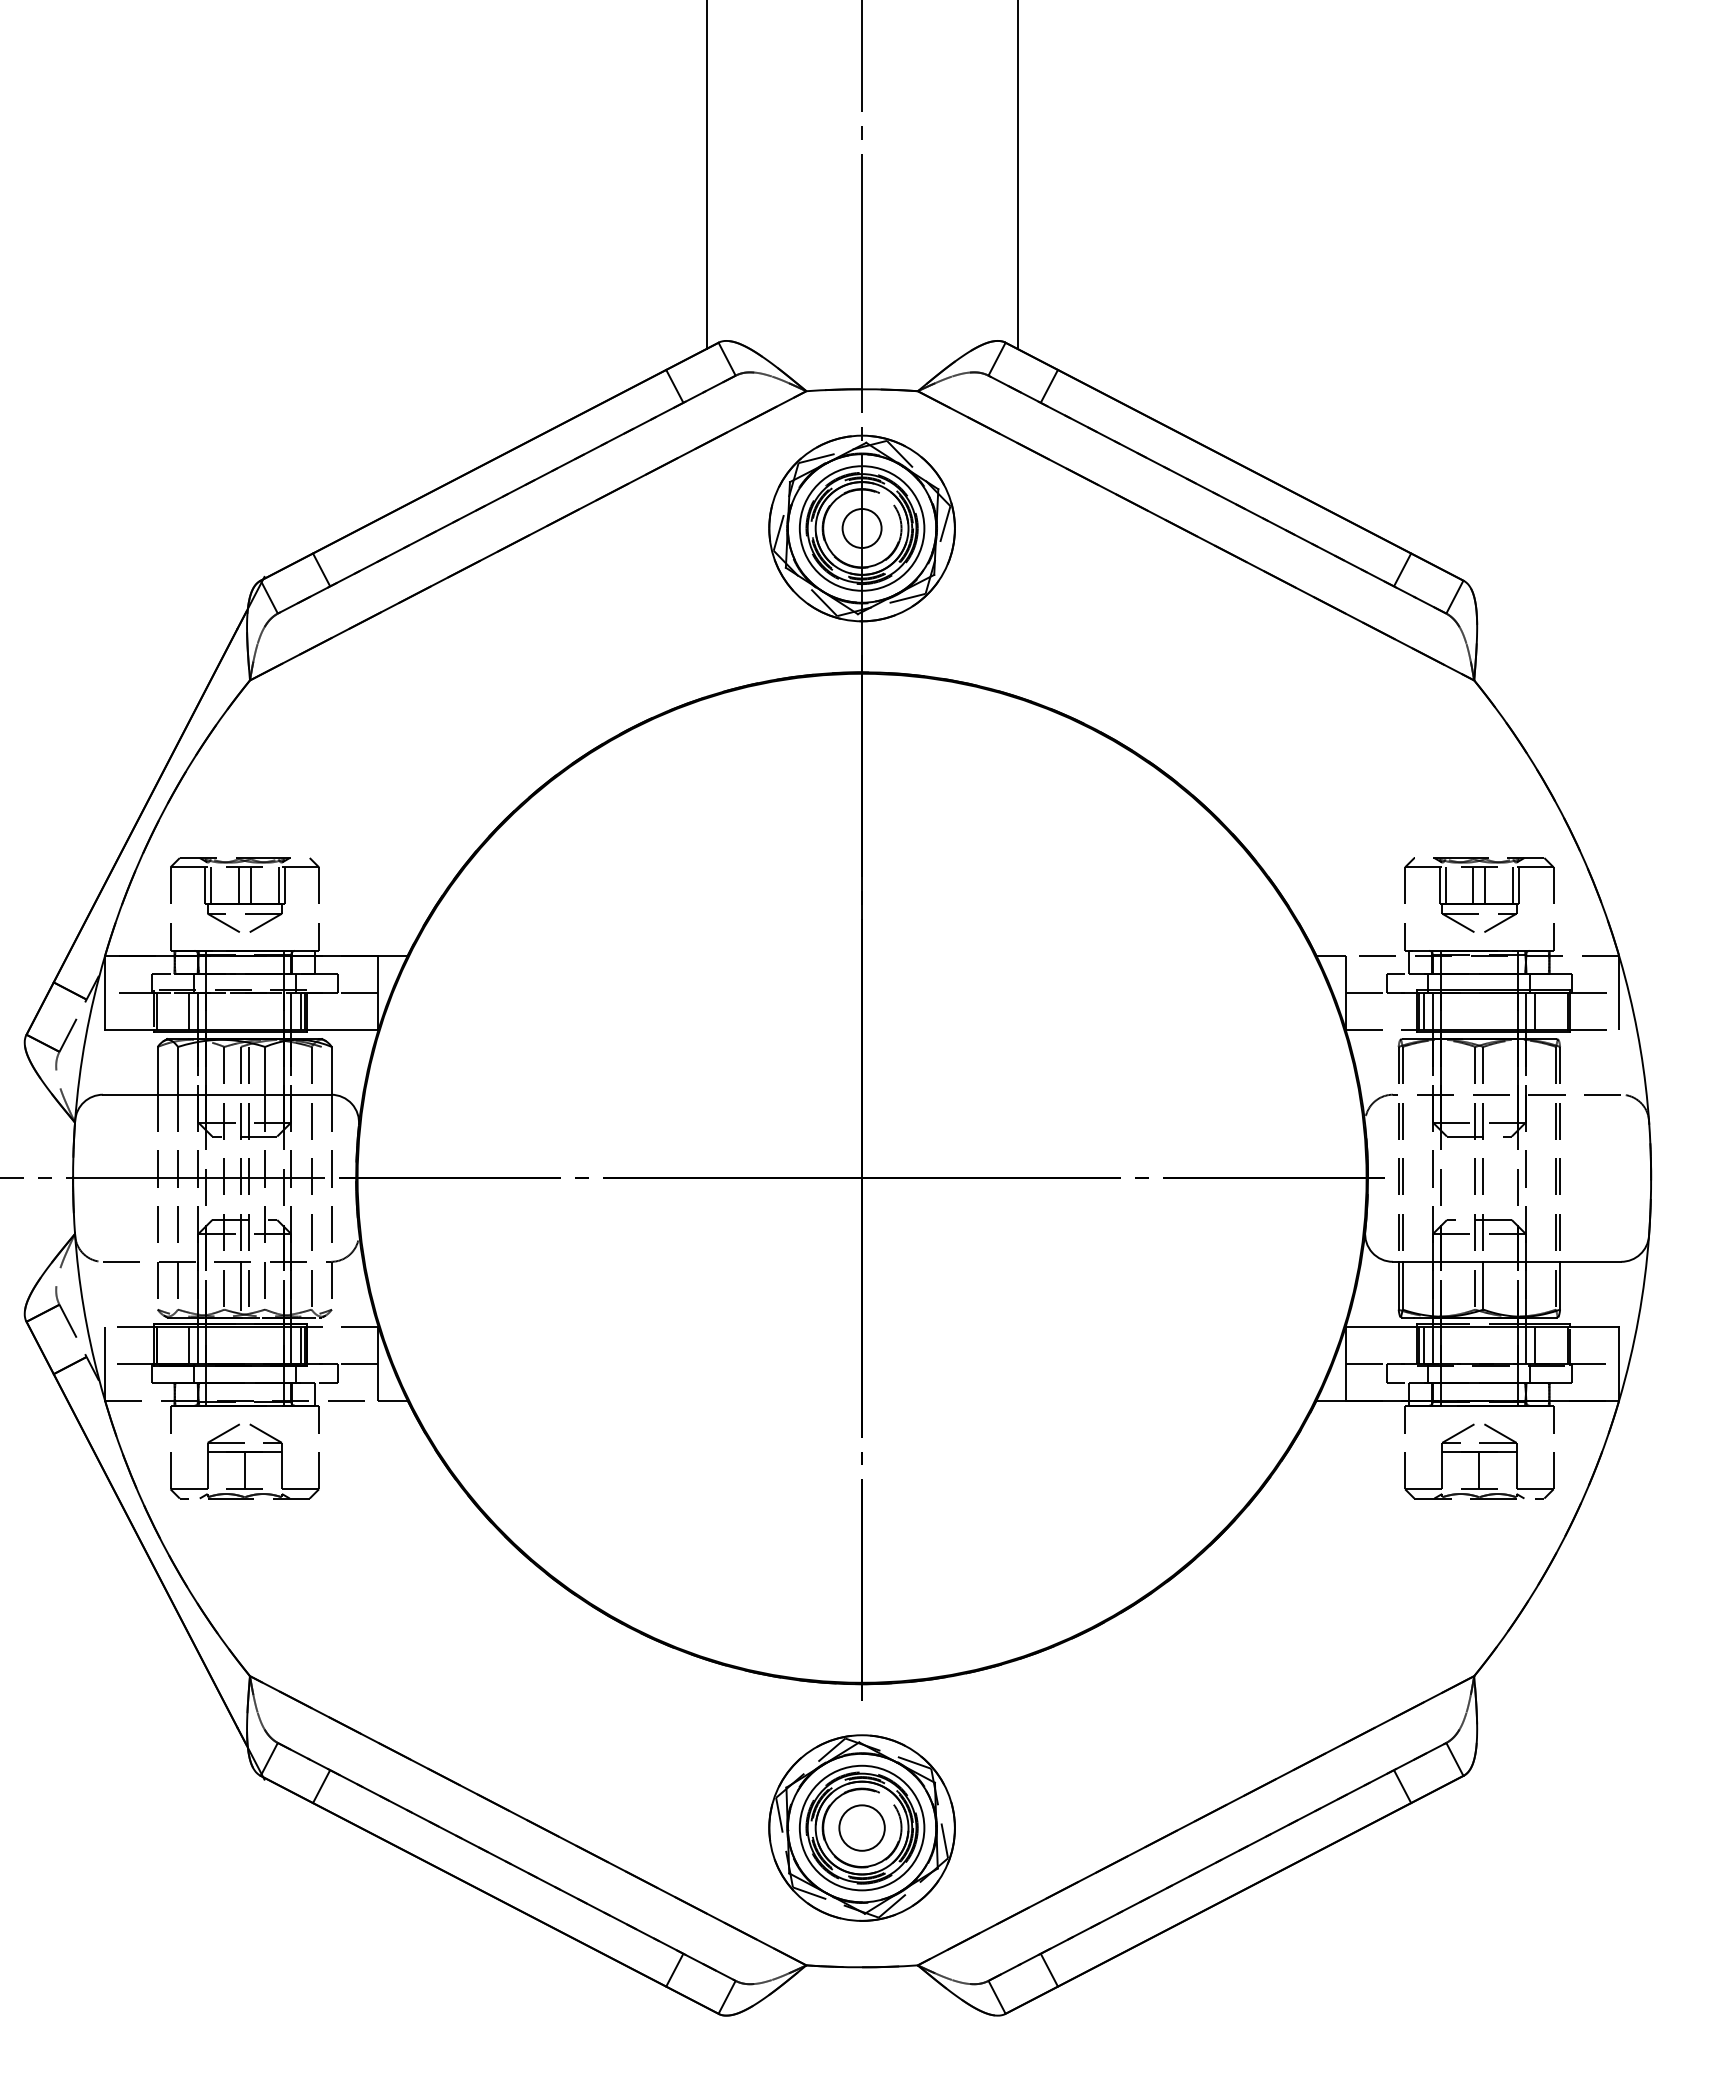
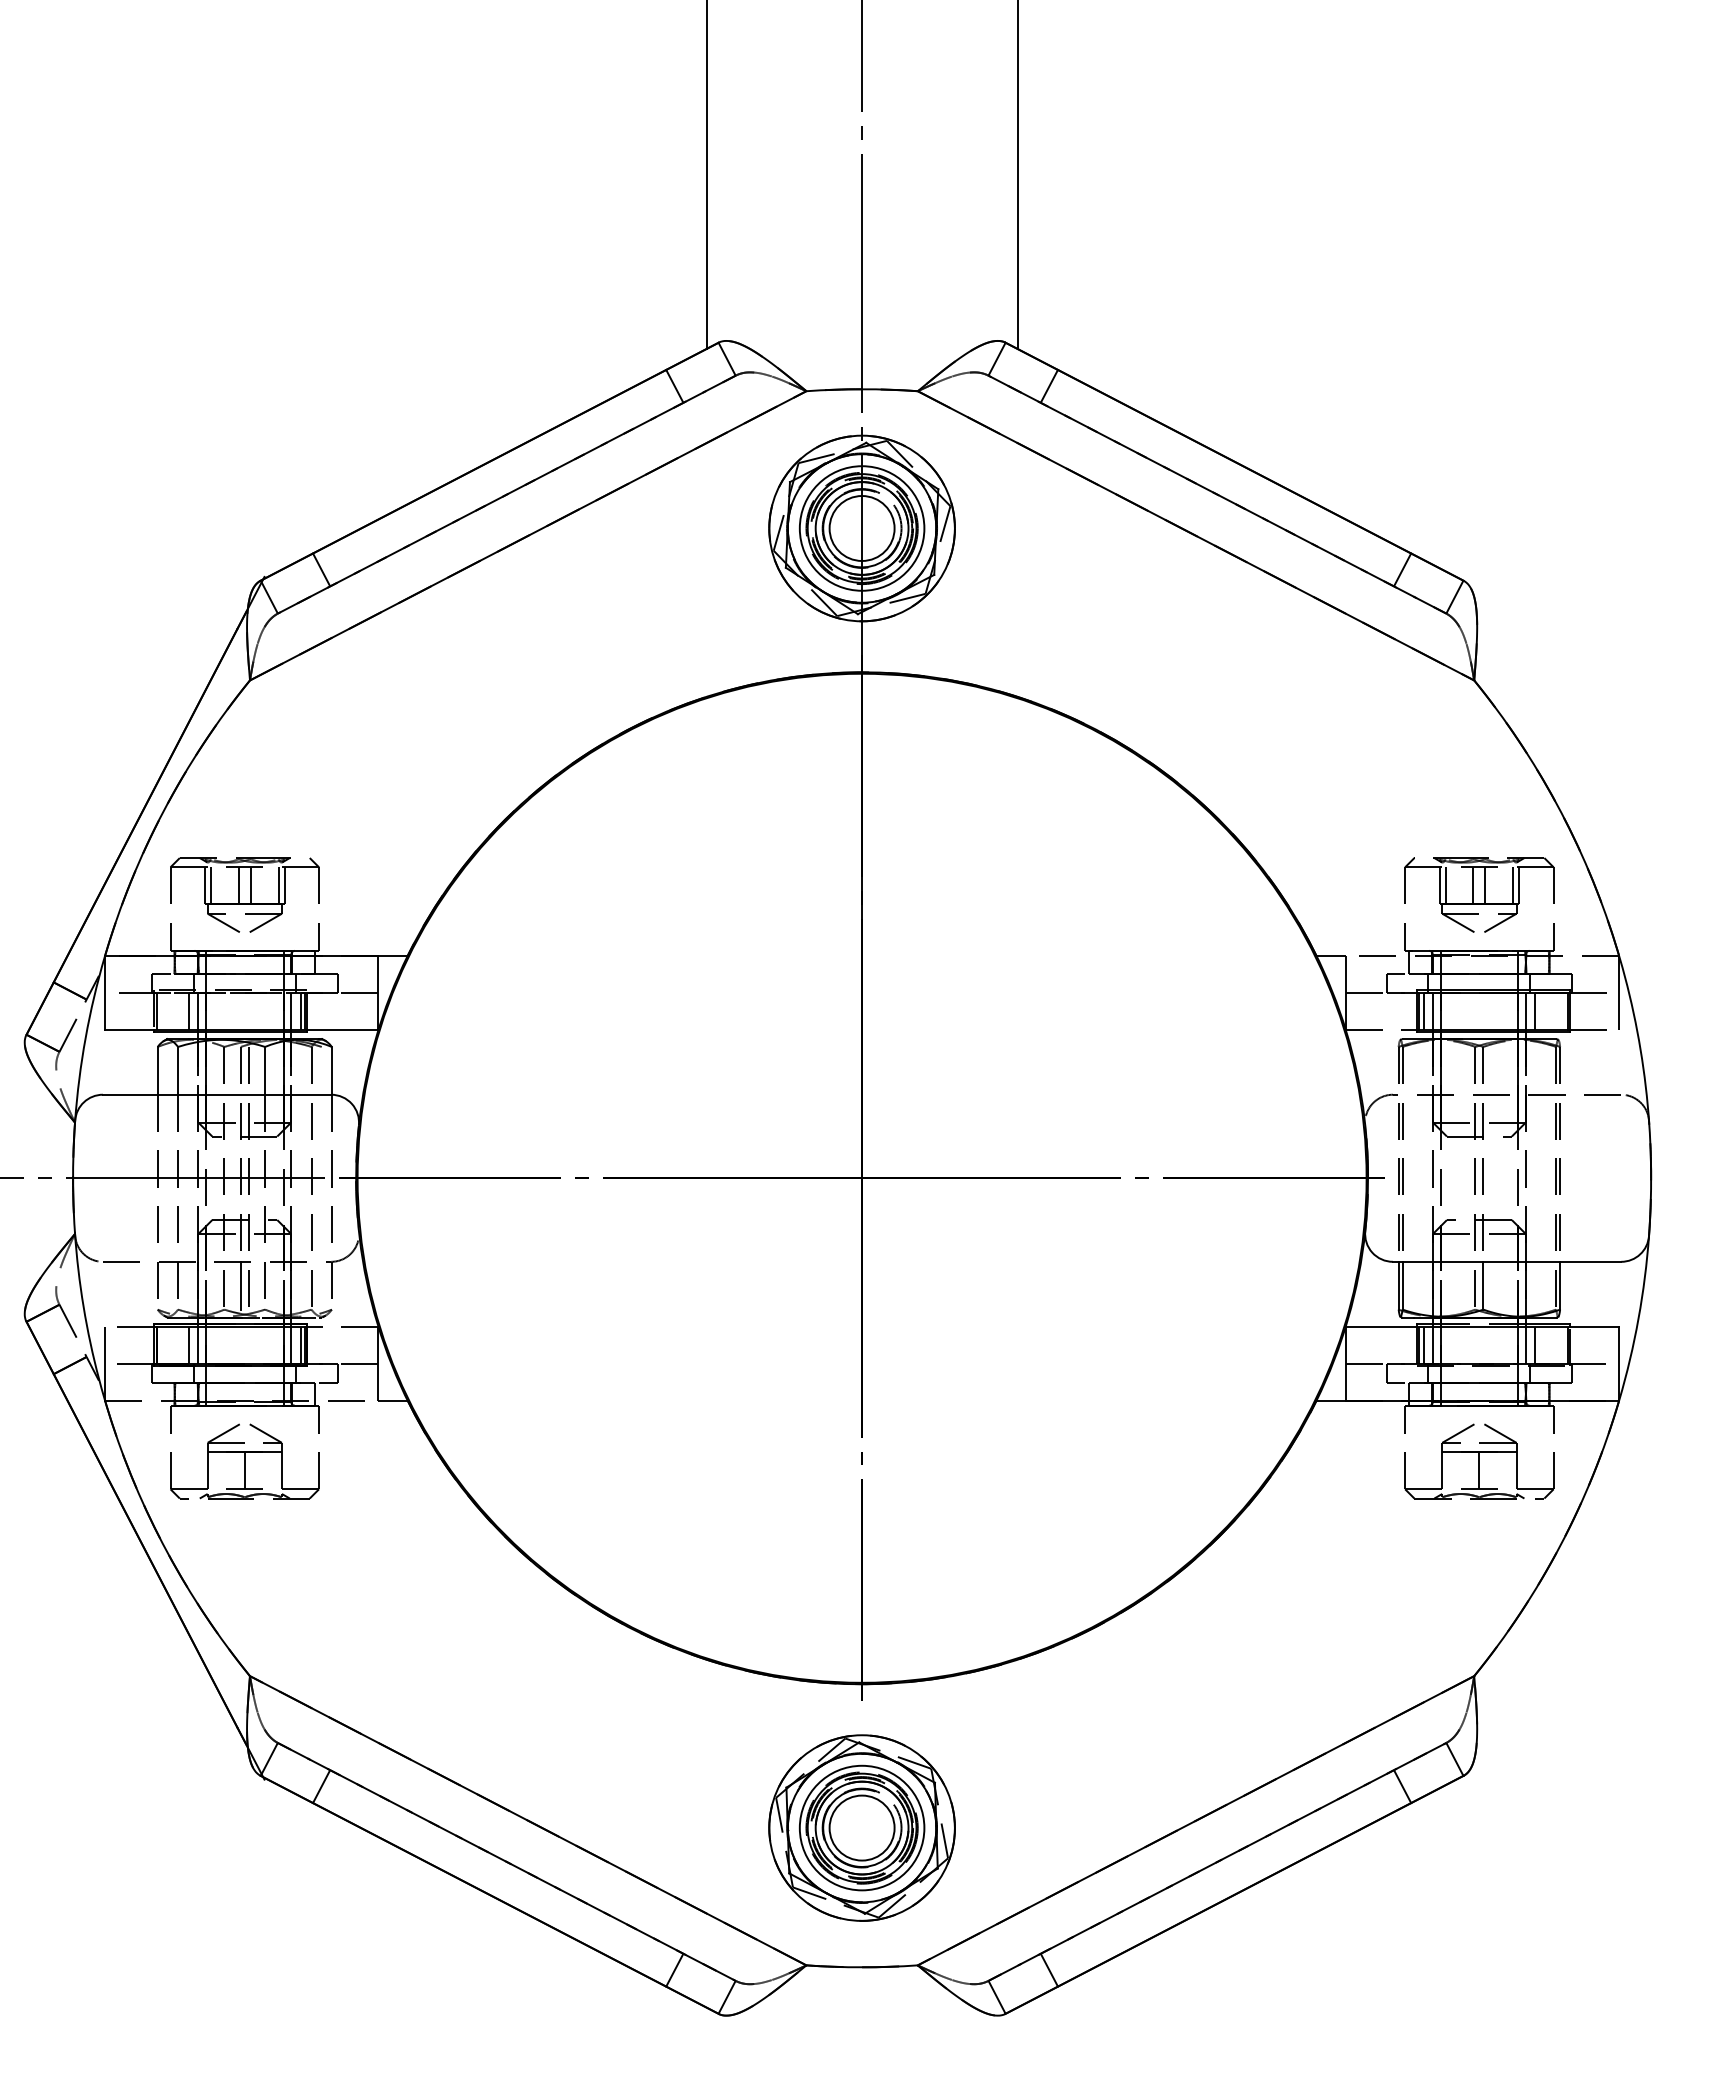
circle diameter: 39 px -> 65 px (861, 528)
circle diameter: 45 px -> 65 px (861, 1827)
